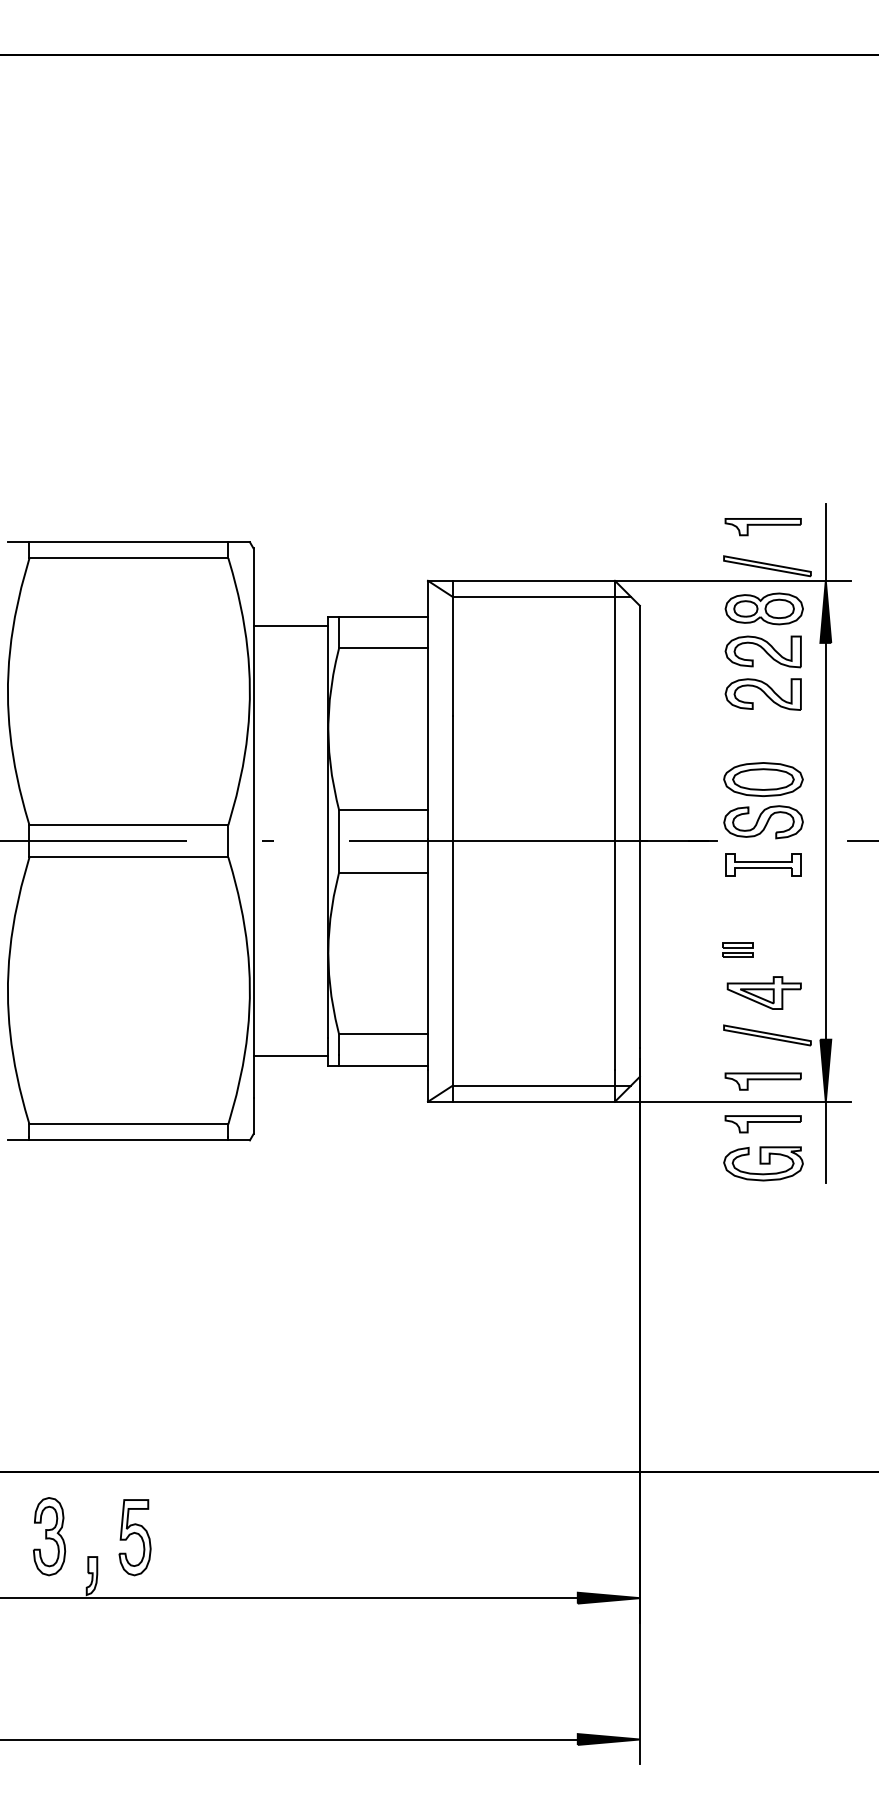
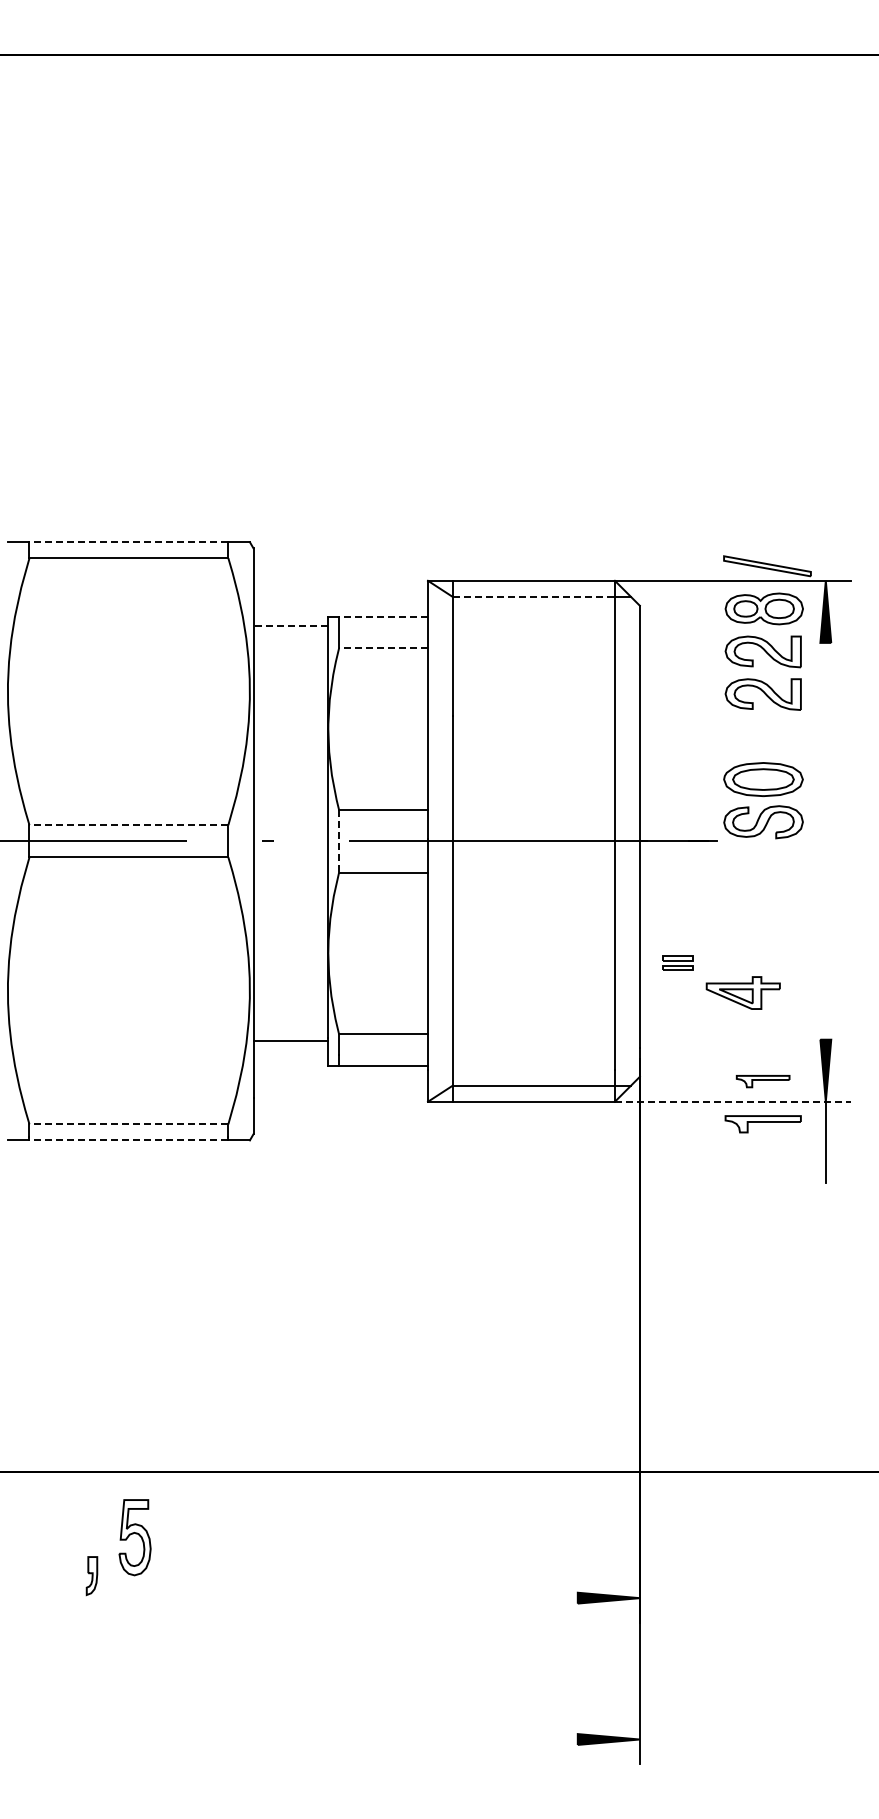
part: present -> none (762, 527)
line: solid -> dashed (128, 542)
line: present -> none (825, 542)
line: solid -> dashed (534, 597)
line: solid -> dashed (383, 616)
line: solid -> dashed (290, 626)
line: solid -> dashed (383, 648)
line: solid -> dashed (128, 825)
line: present -> none (825, 840)
line: solid -> dashed (339, 841)
line: present -> none (861, 841)
part: present -> none (763, 864)
part position: (737, 949) -> (677, 962) (677, 962)
part position: (763, 992) -> (742, 992) (742, 992)
part: present -> none (767, 1035)
line position: (290, 1056) -> (290, 1041) (290, 1041)
part size: 78x19 px -> 56x14 px (762, 1081)
line: solid -> dashed (732, 1101)
line: solid -> dashed (128, 1124)
line: solid -> dashed (128, 1140)
part: present -> none (763, 1163)
part: present -> none (49, 1536)
line: present -> none (289, 1598)
line: present -> none (289, 1739)
